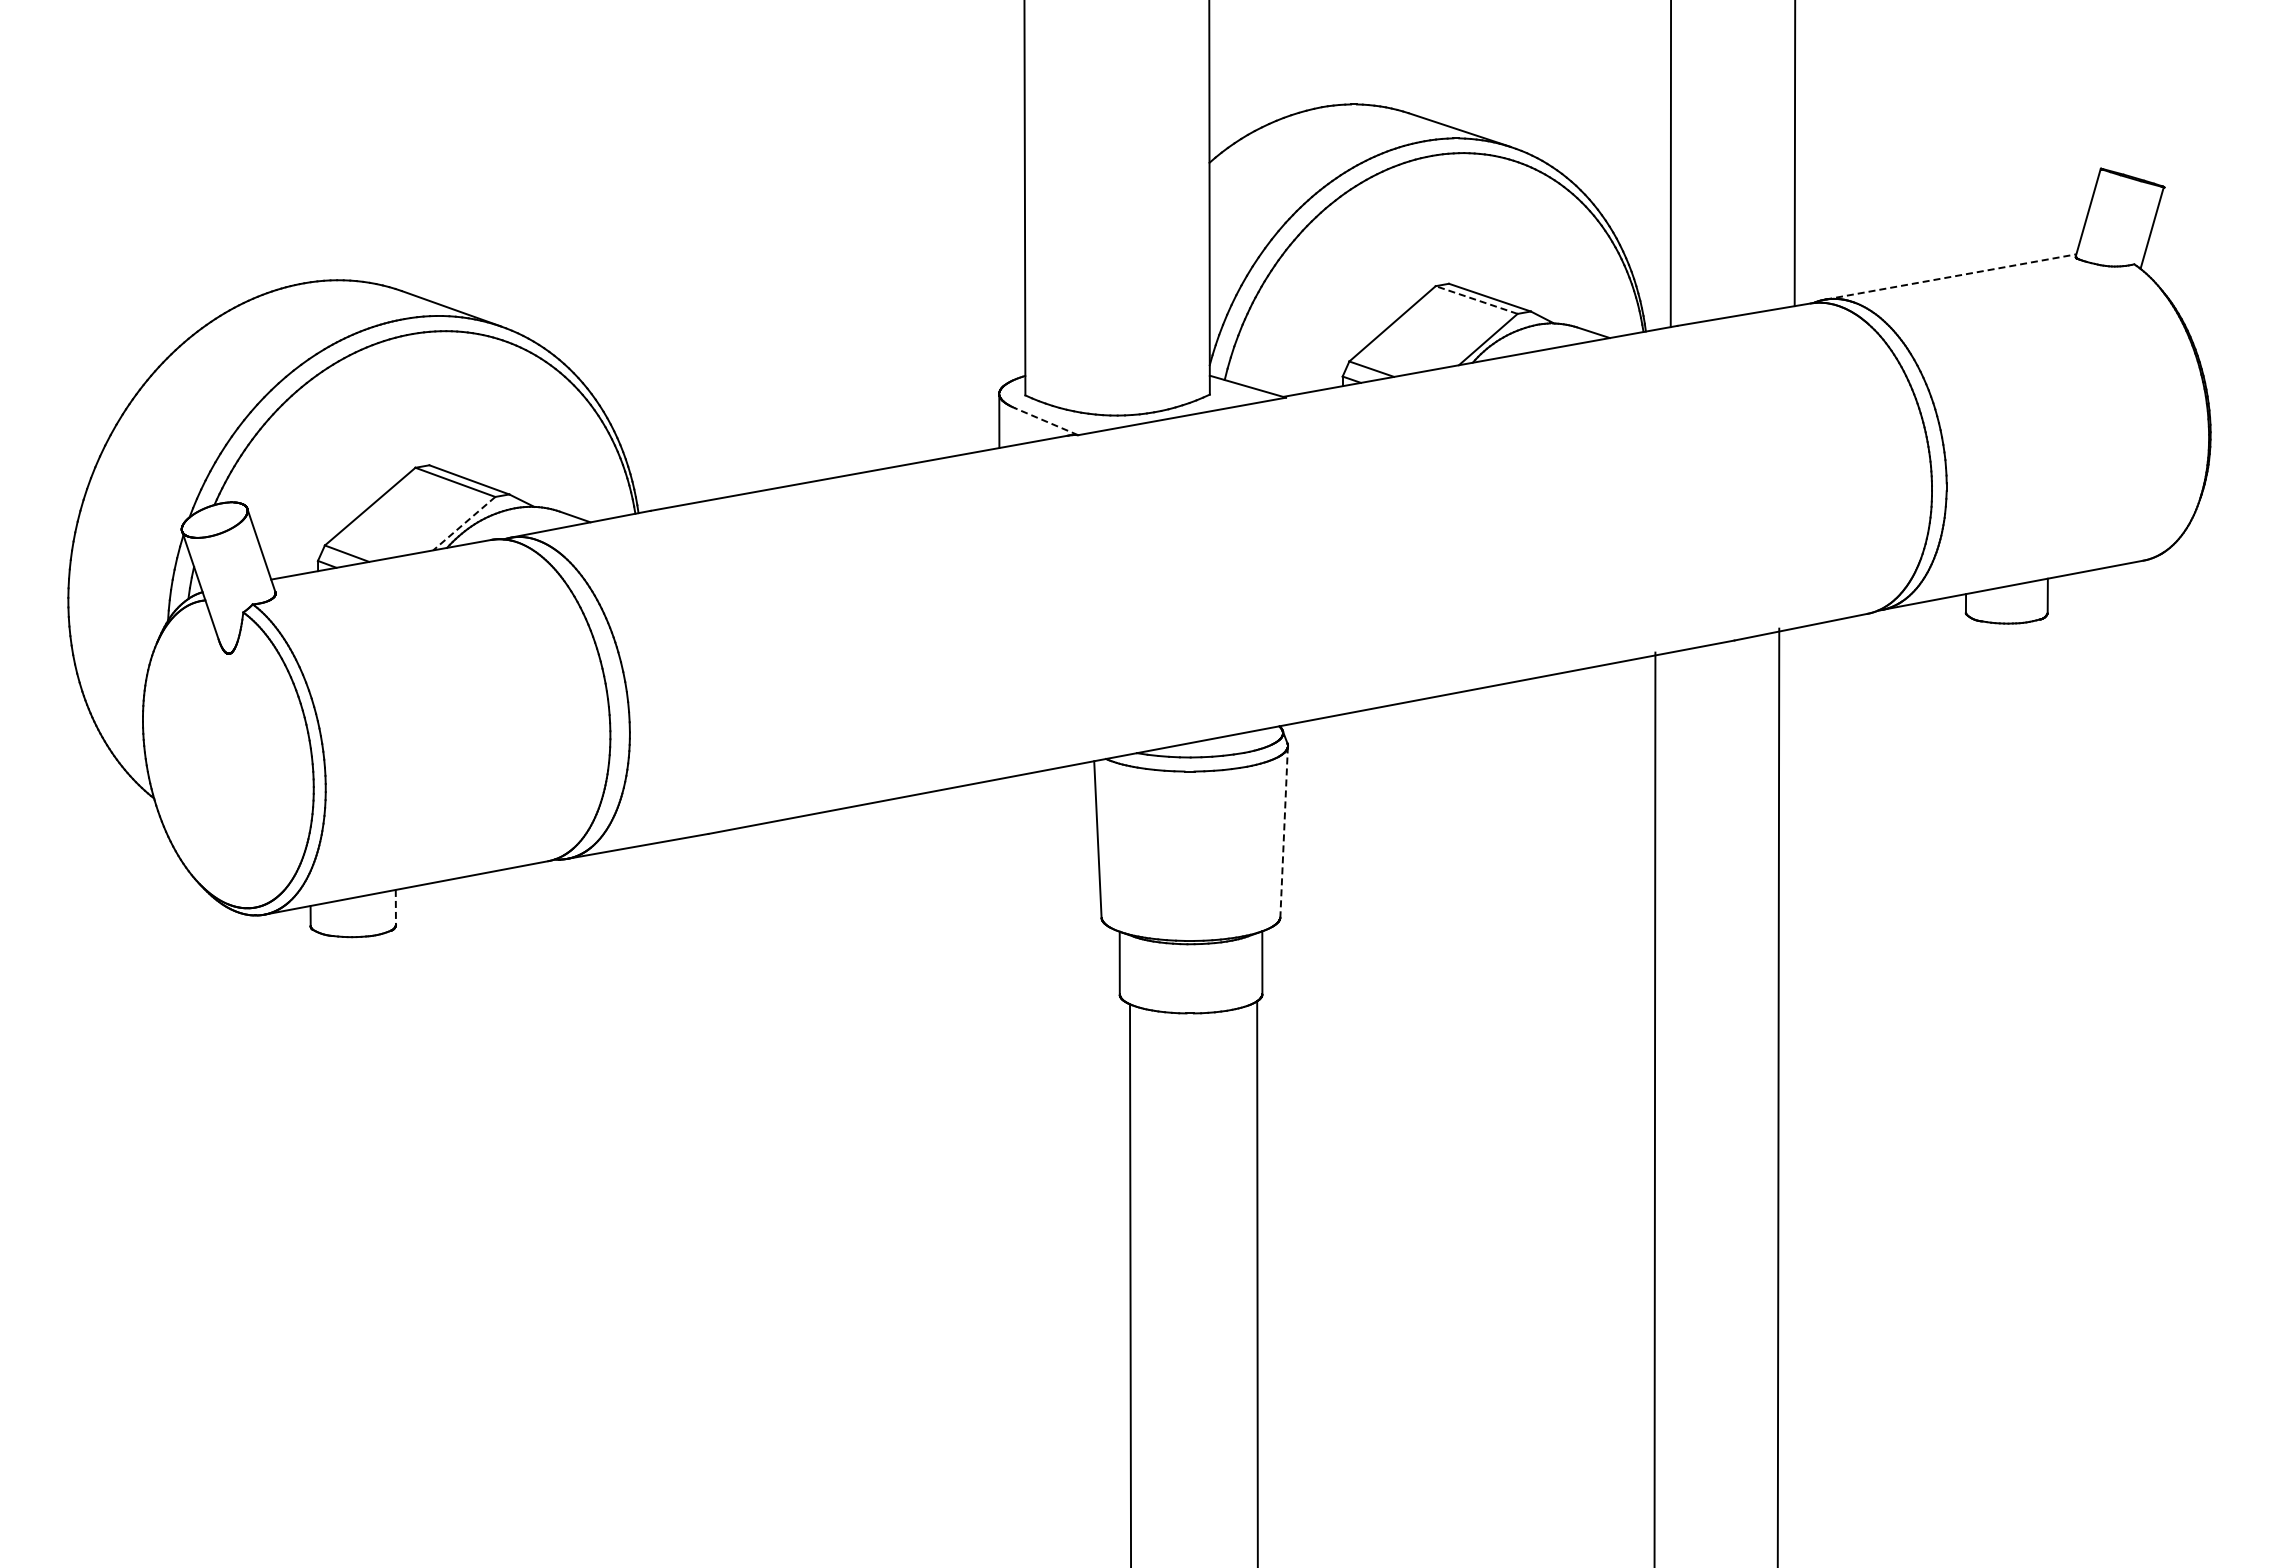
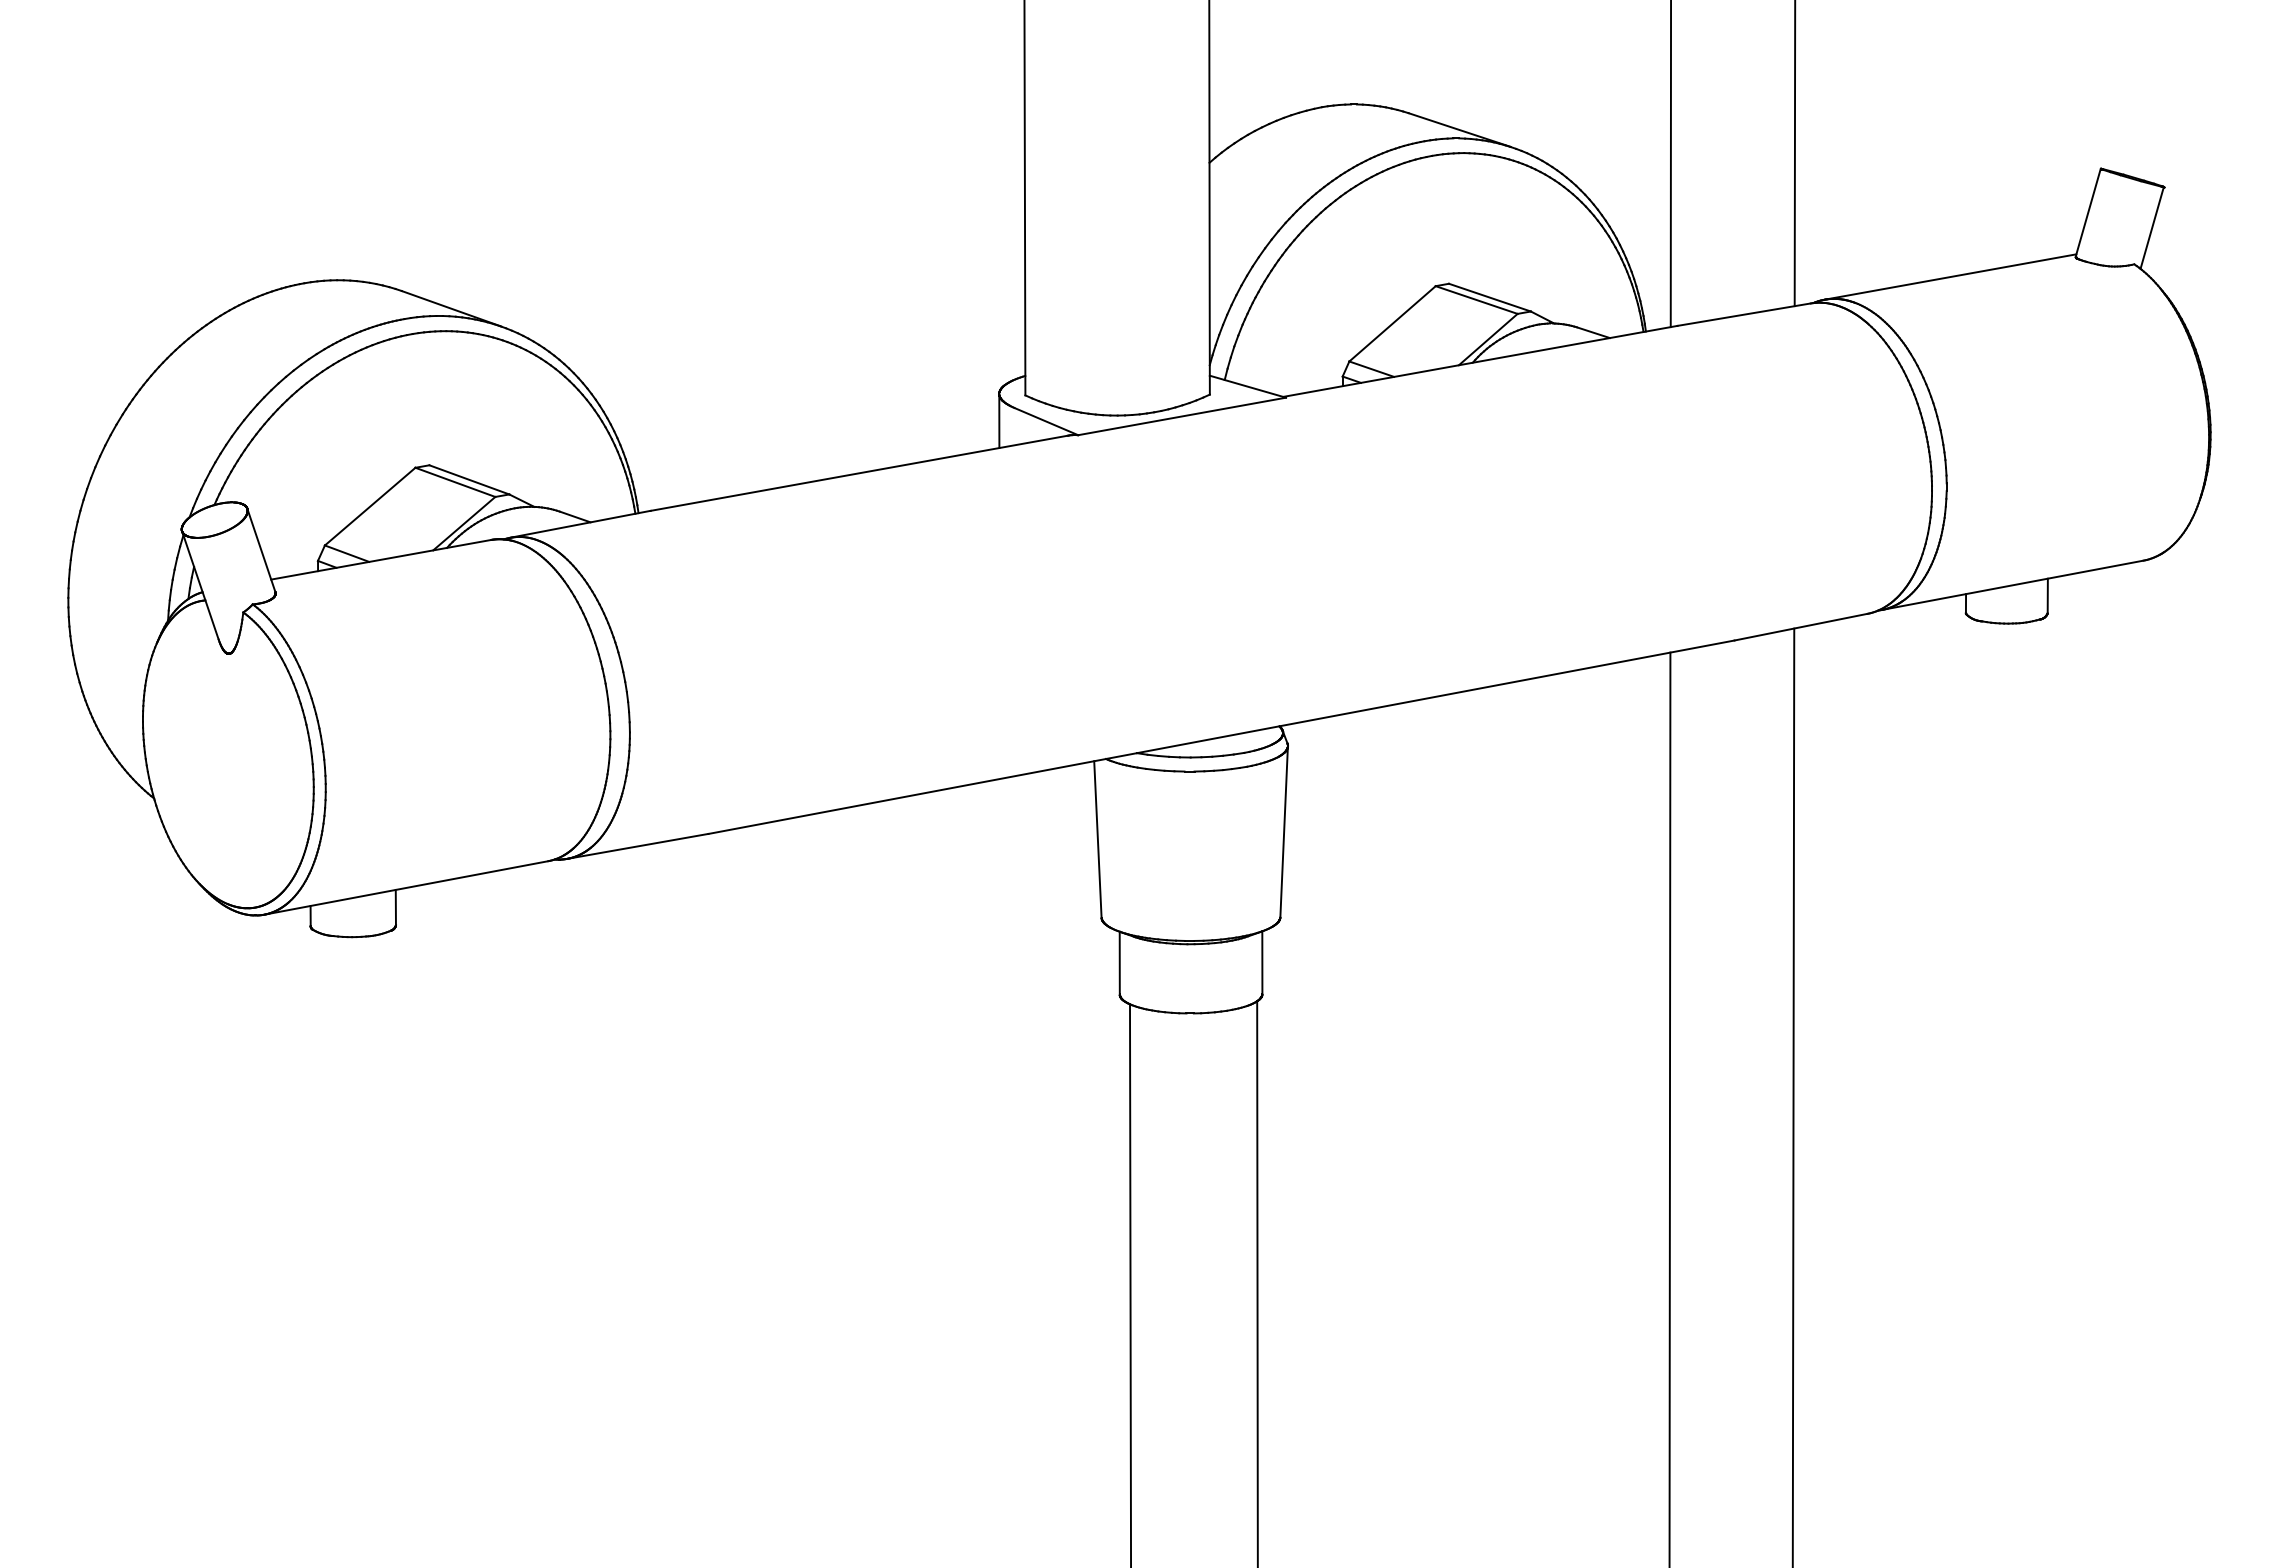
line: dashed -> solid (1950, 276)
line: dashed -> solid (1476, 299)
line: dashed -> solid (1046, 421)
line: dashed -> solid (464, 523)
line: dashed -> solid (1284, 832)
line: dashed -> solid (395, 907)
line position: (1778, 1096) -> (1793, 1096) (1793, 1096)
line position: (1654, 1108) -> (1669, 1108) (1669, 1108)
